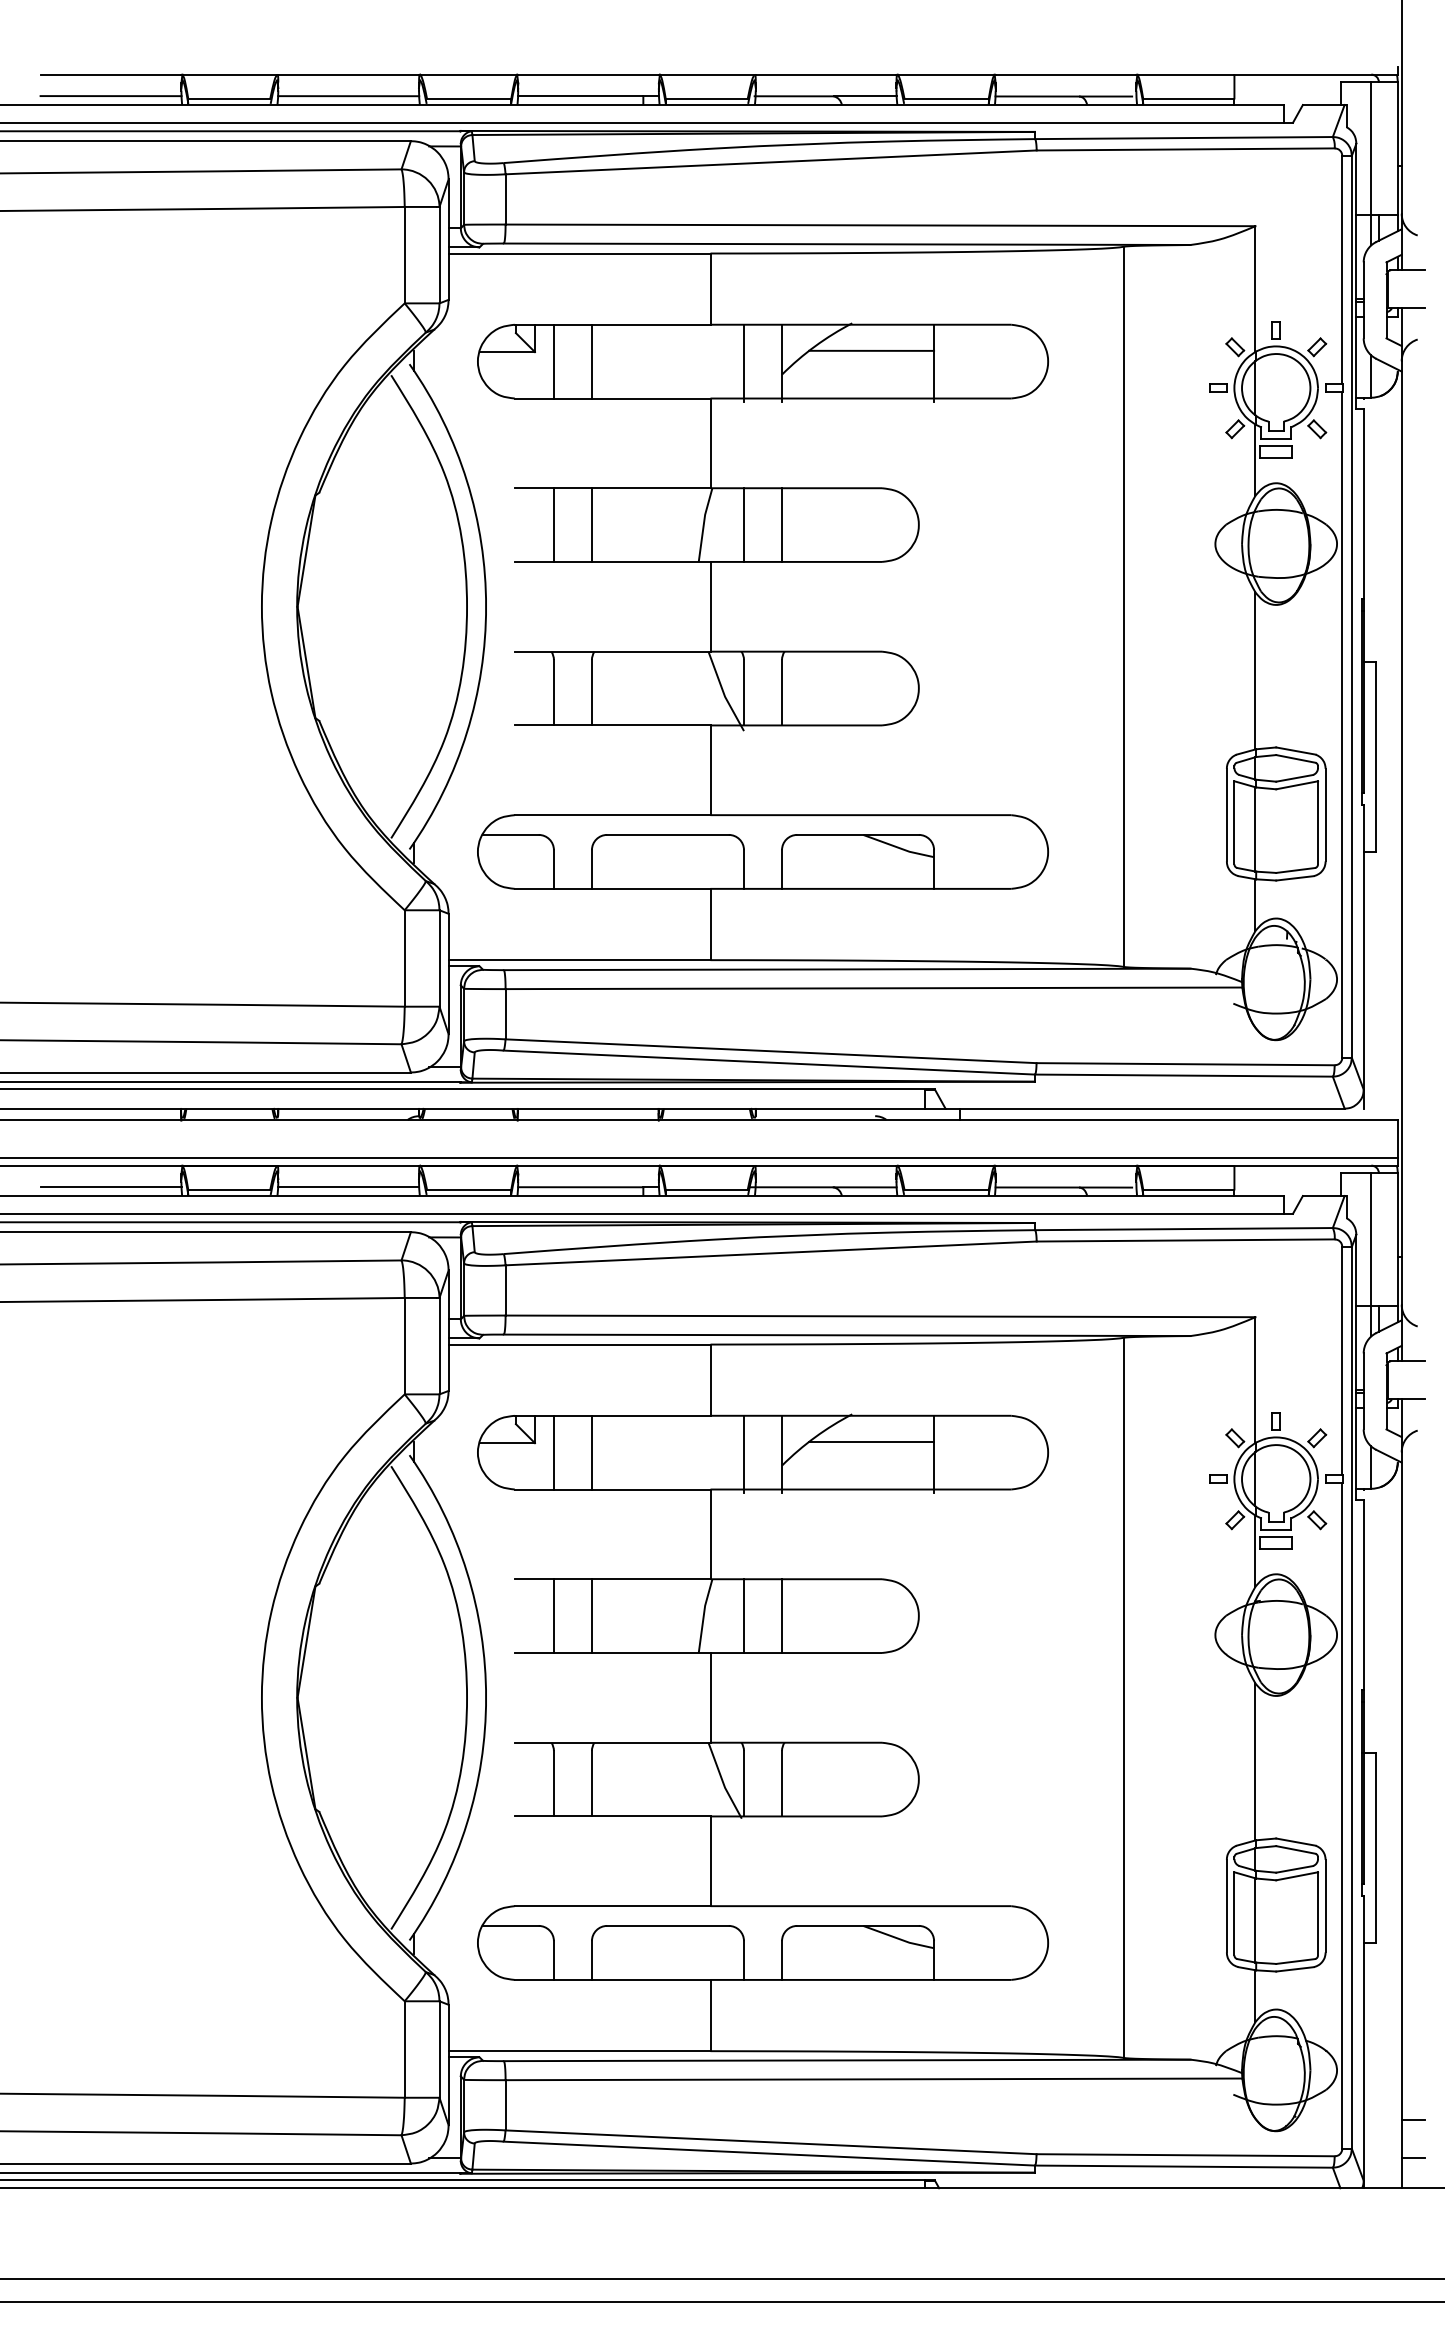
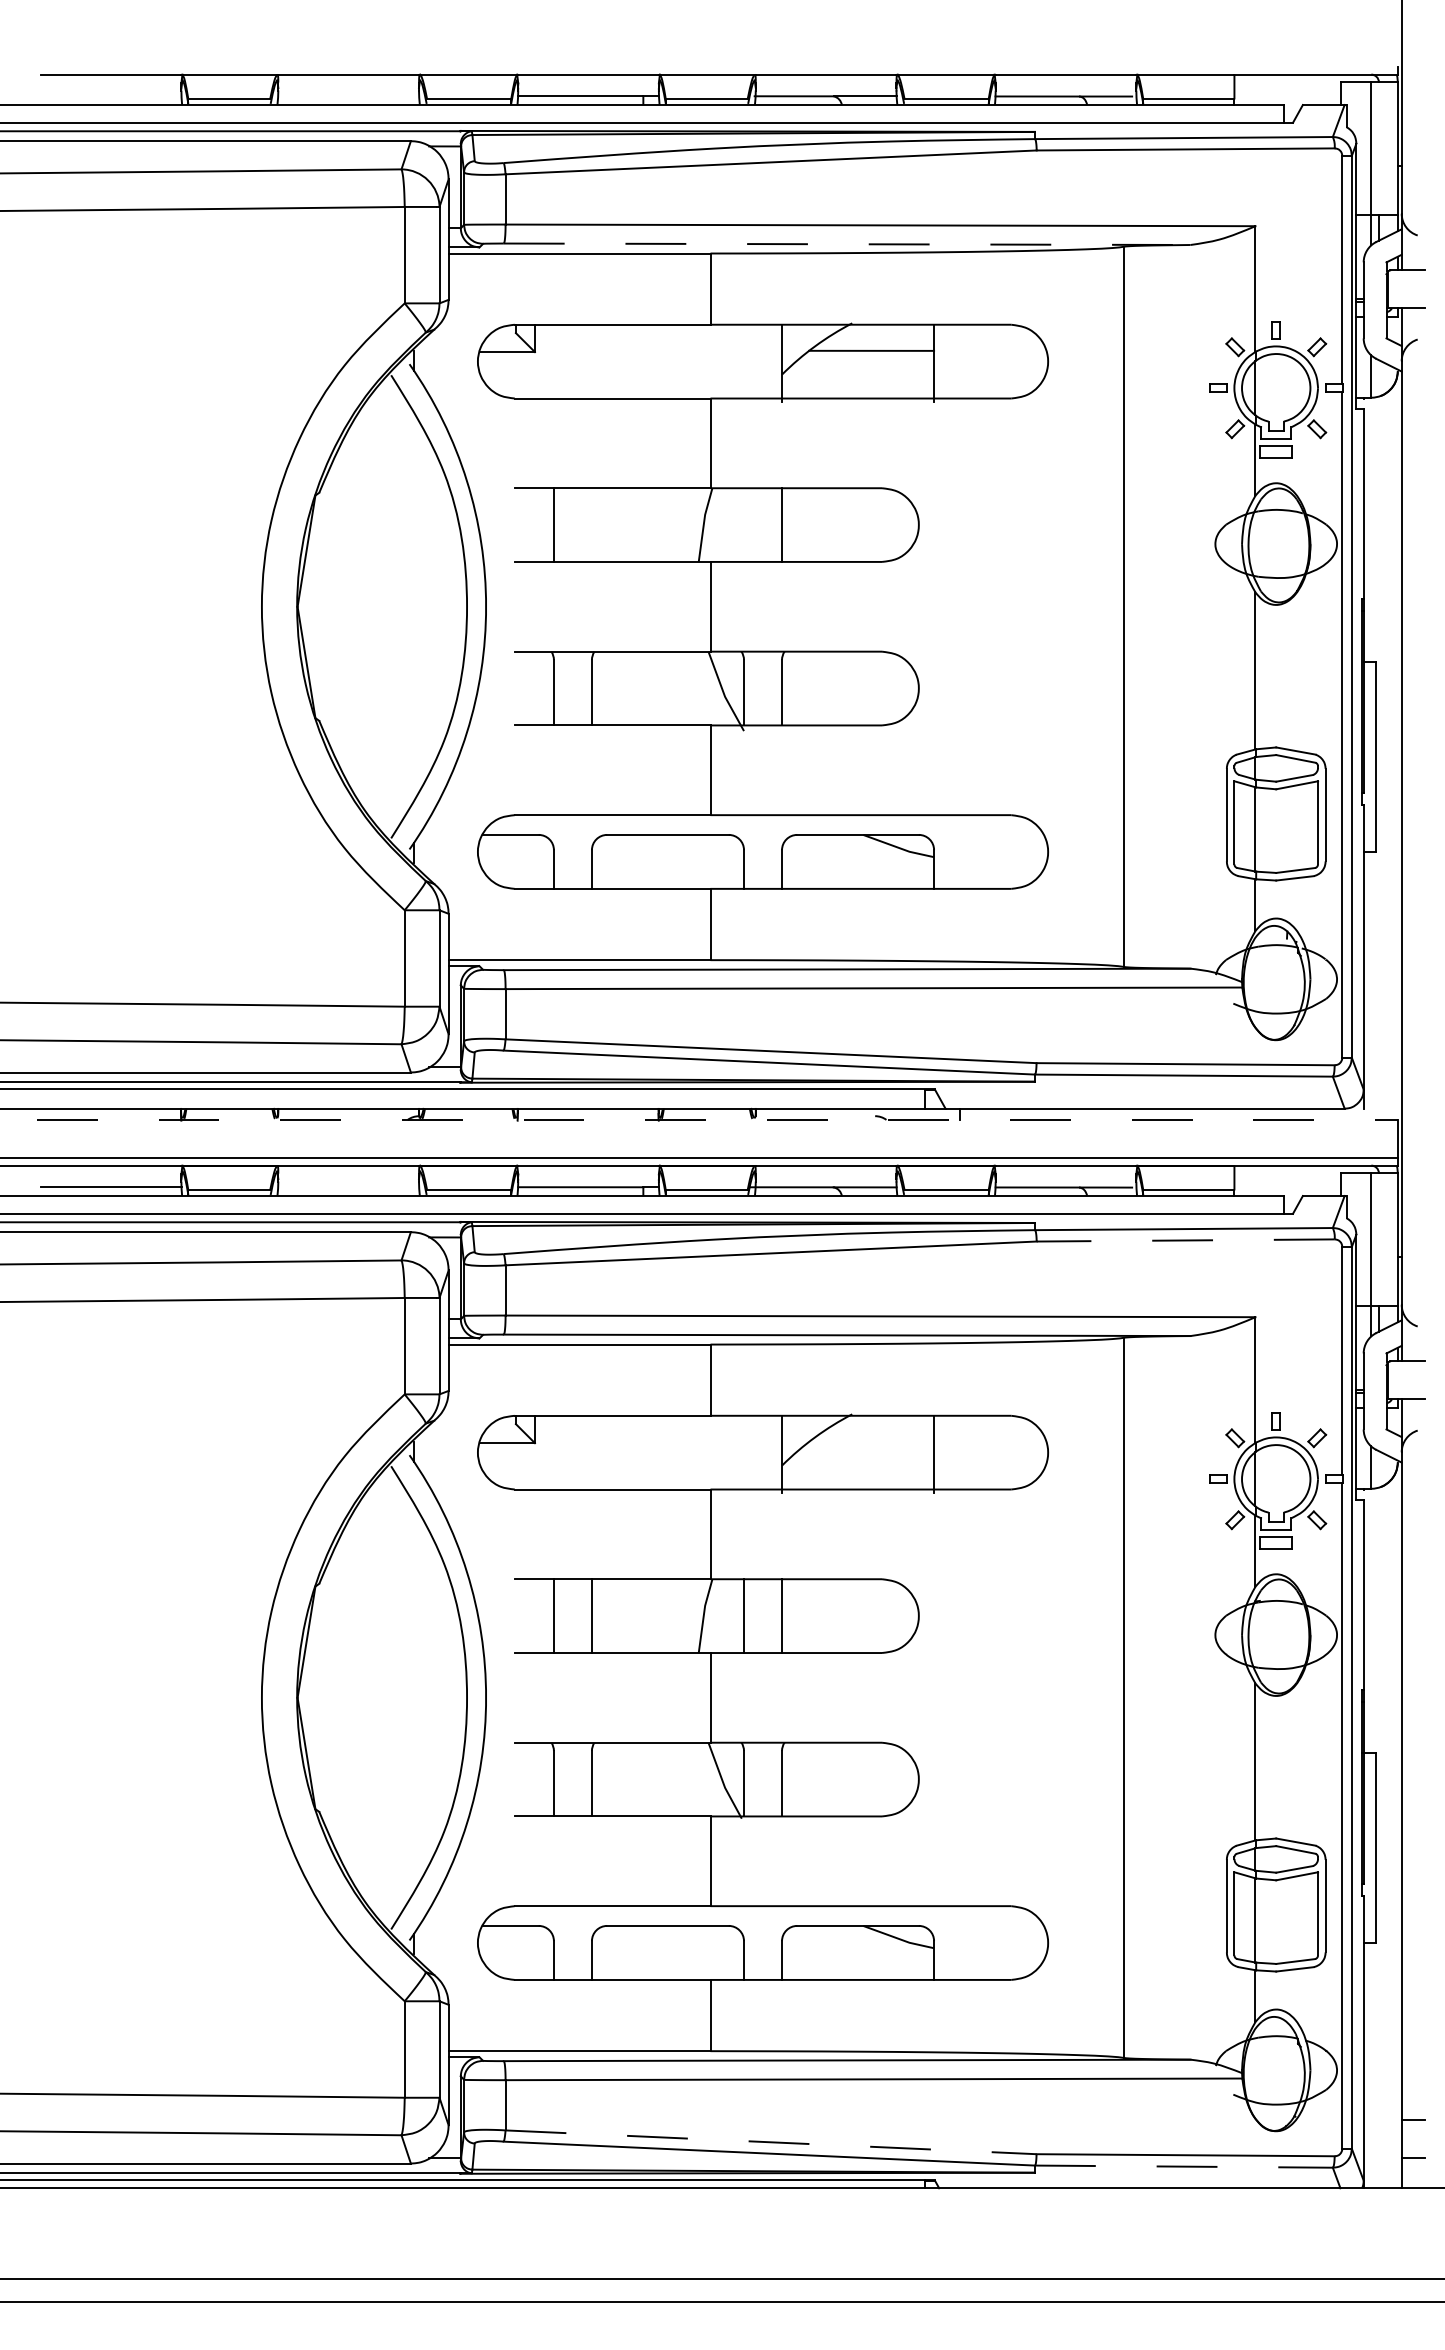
line: present -> none (110, 96)
line: present -> none (348, 96)
line: solid -> dashed (847, 244)
line: present -> none (553, 361)
line: present -> none (591, 361)
line: present -> none (744, 362)
line: present -> none (591, 524)
line: present -> none (744, 524)
line: solid -> dashed (699, 1119)
line: present -> none (348, 1187)
line: solid -> dashed (1185, 1240)
line: present -> none (871, 1441)
line: present -> none (553, 1452)
line: present -> none (591, 1452)
line: present -> none (744, 1453)
line: solid -> dashed (771, 2142)
line: solid -> dashed (1183, 2166)
